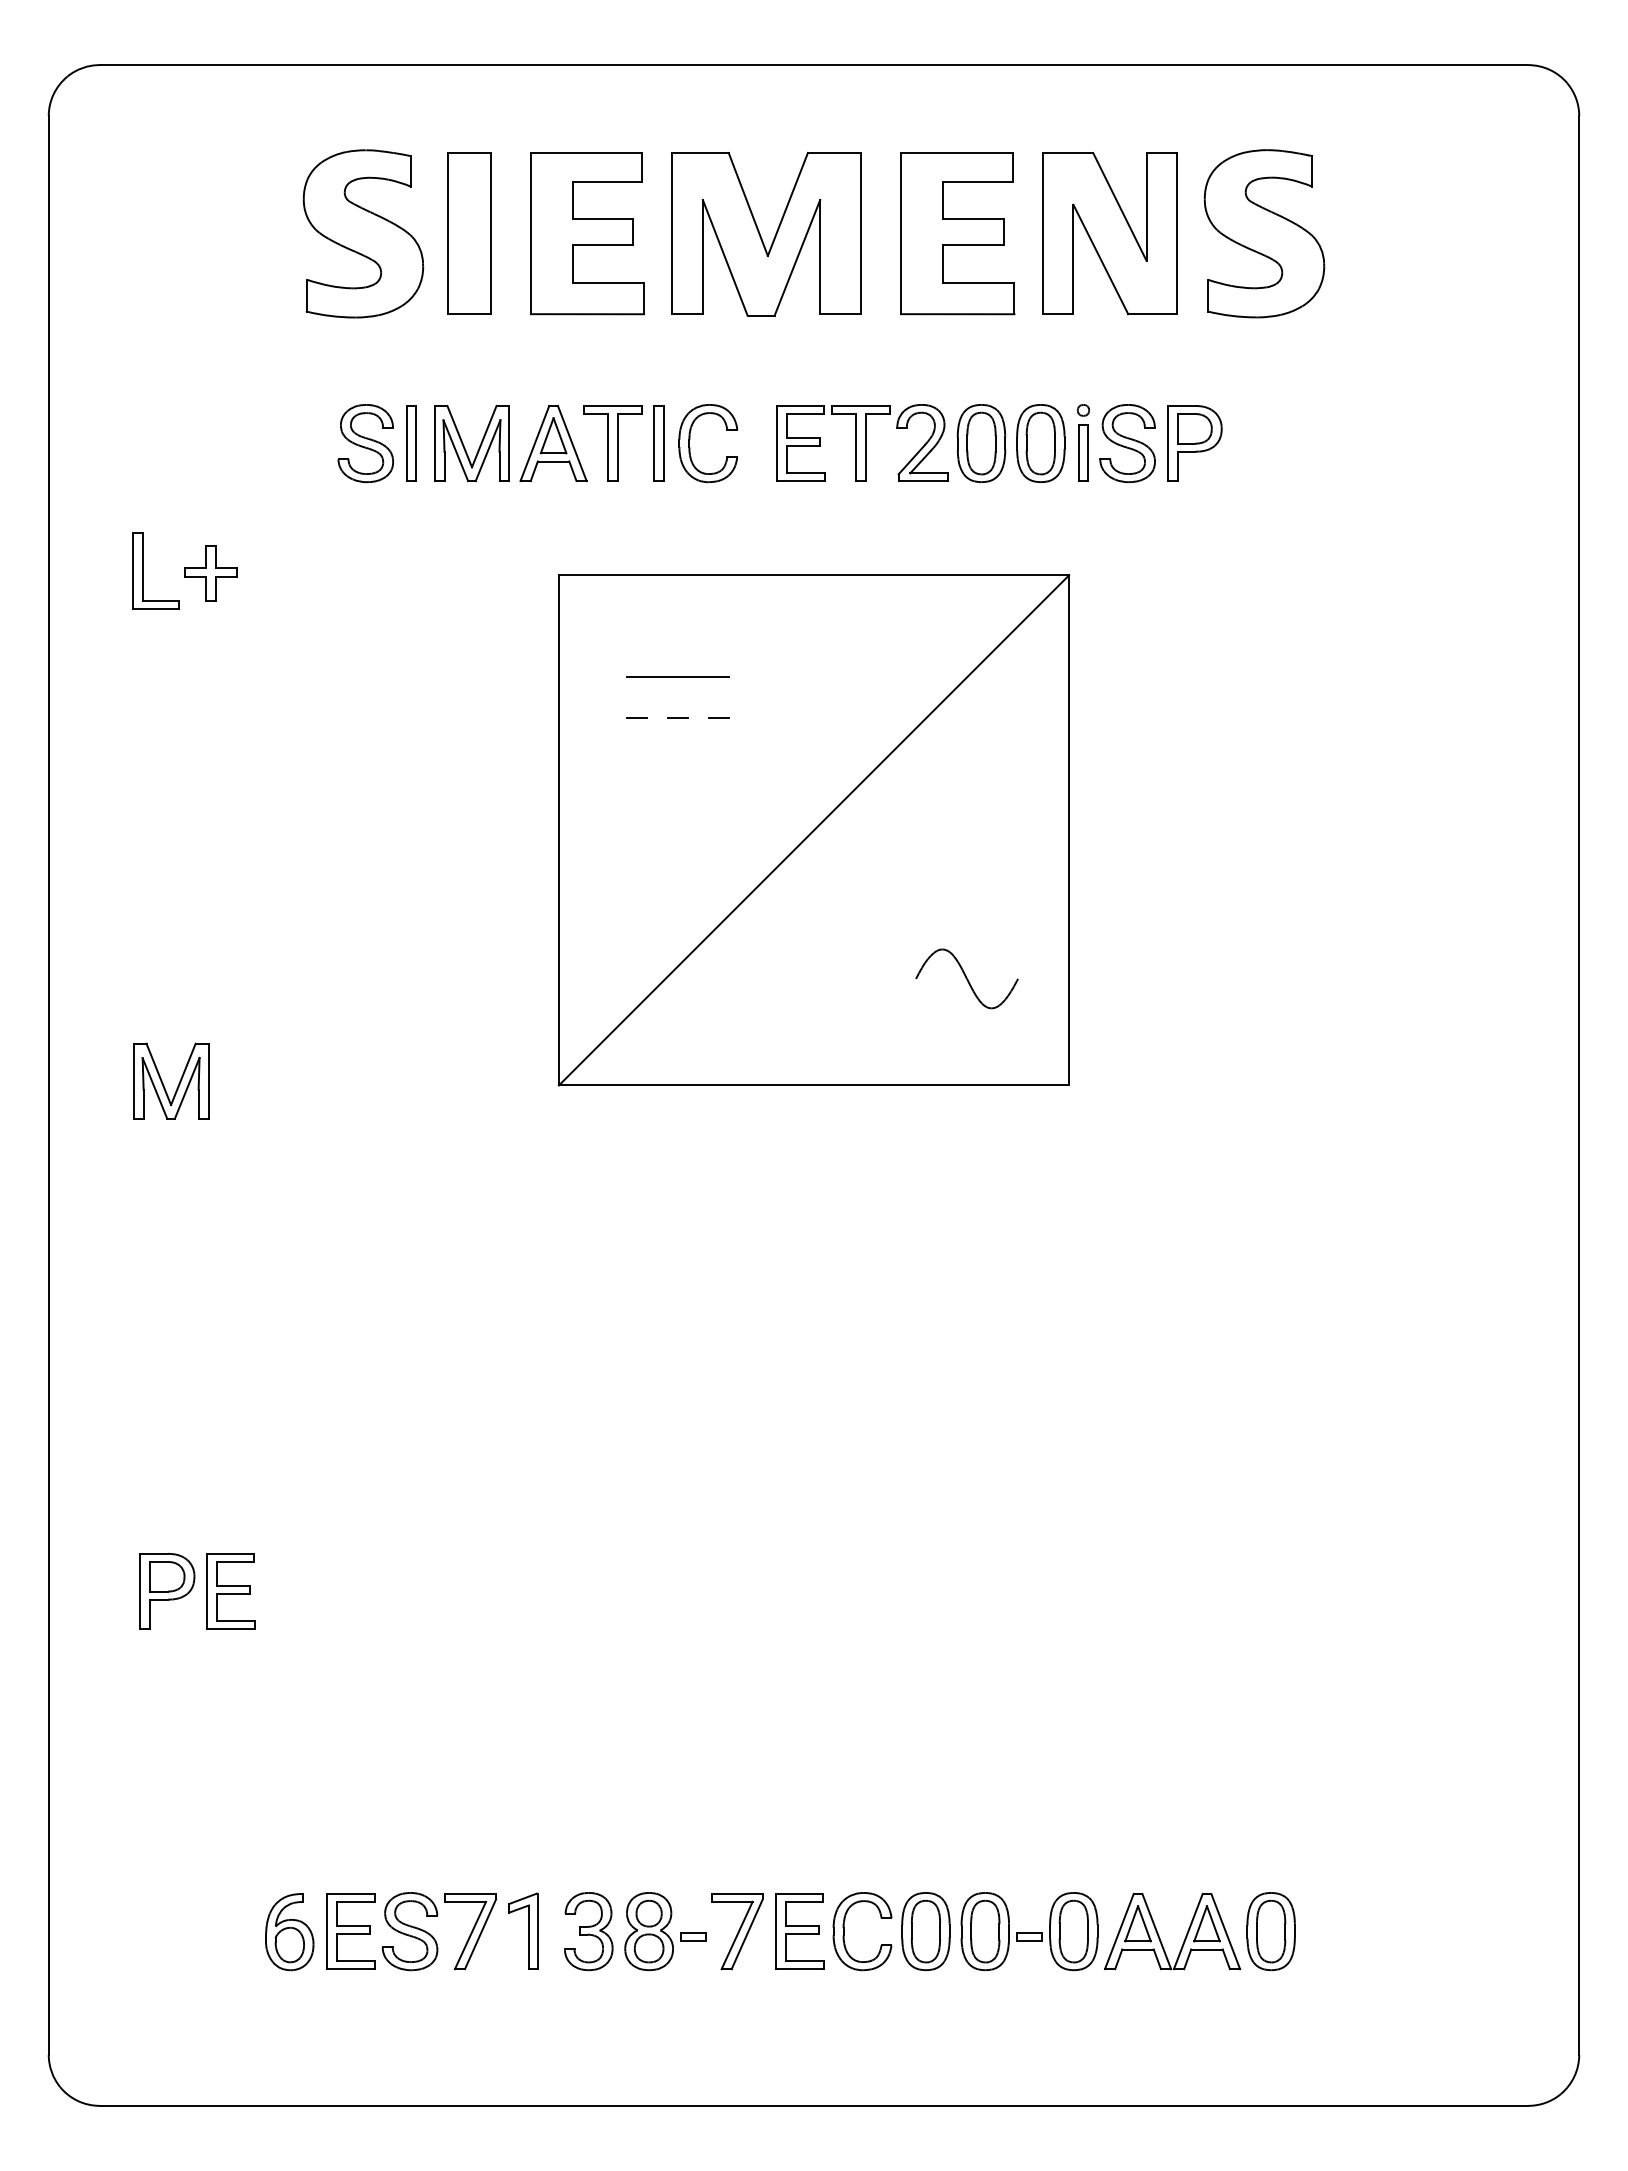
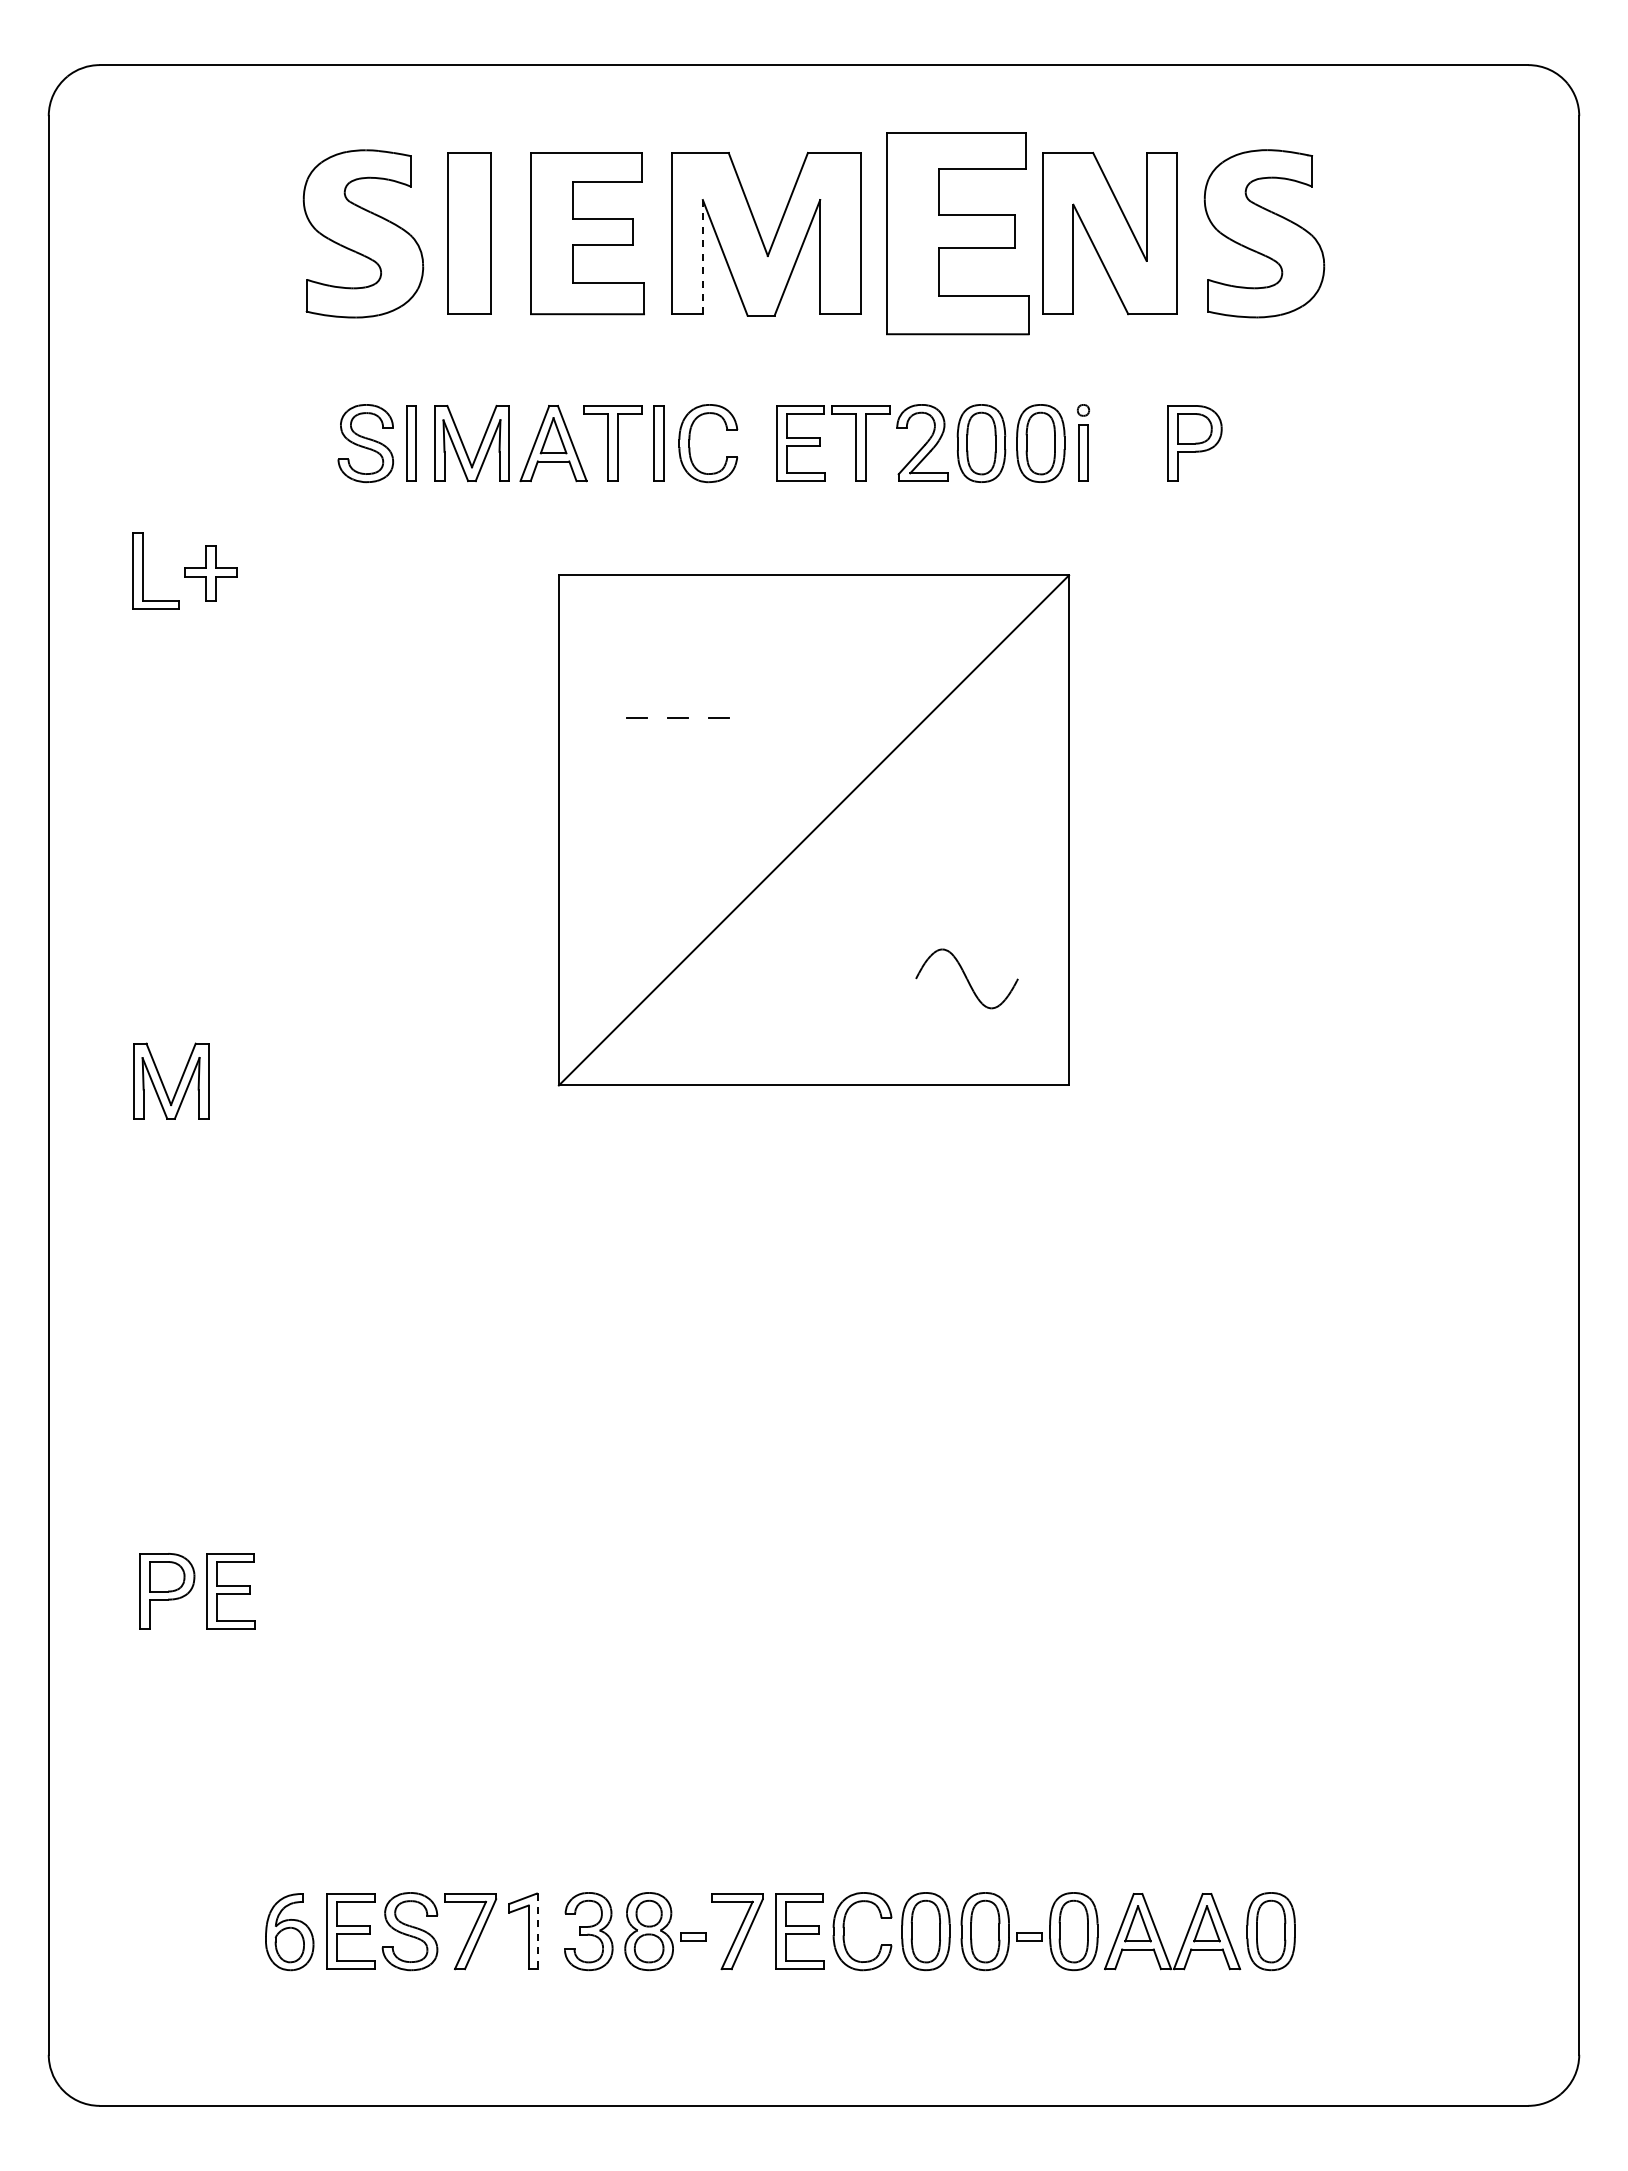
part size: 116x164 px -> 144x204 px (957, 233)
line: solid -> dashed (702, 257)
part: present -> none (1127, 443)
line: present -> none (677, 677)
line: solid -> dashed (538, 1931)
